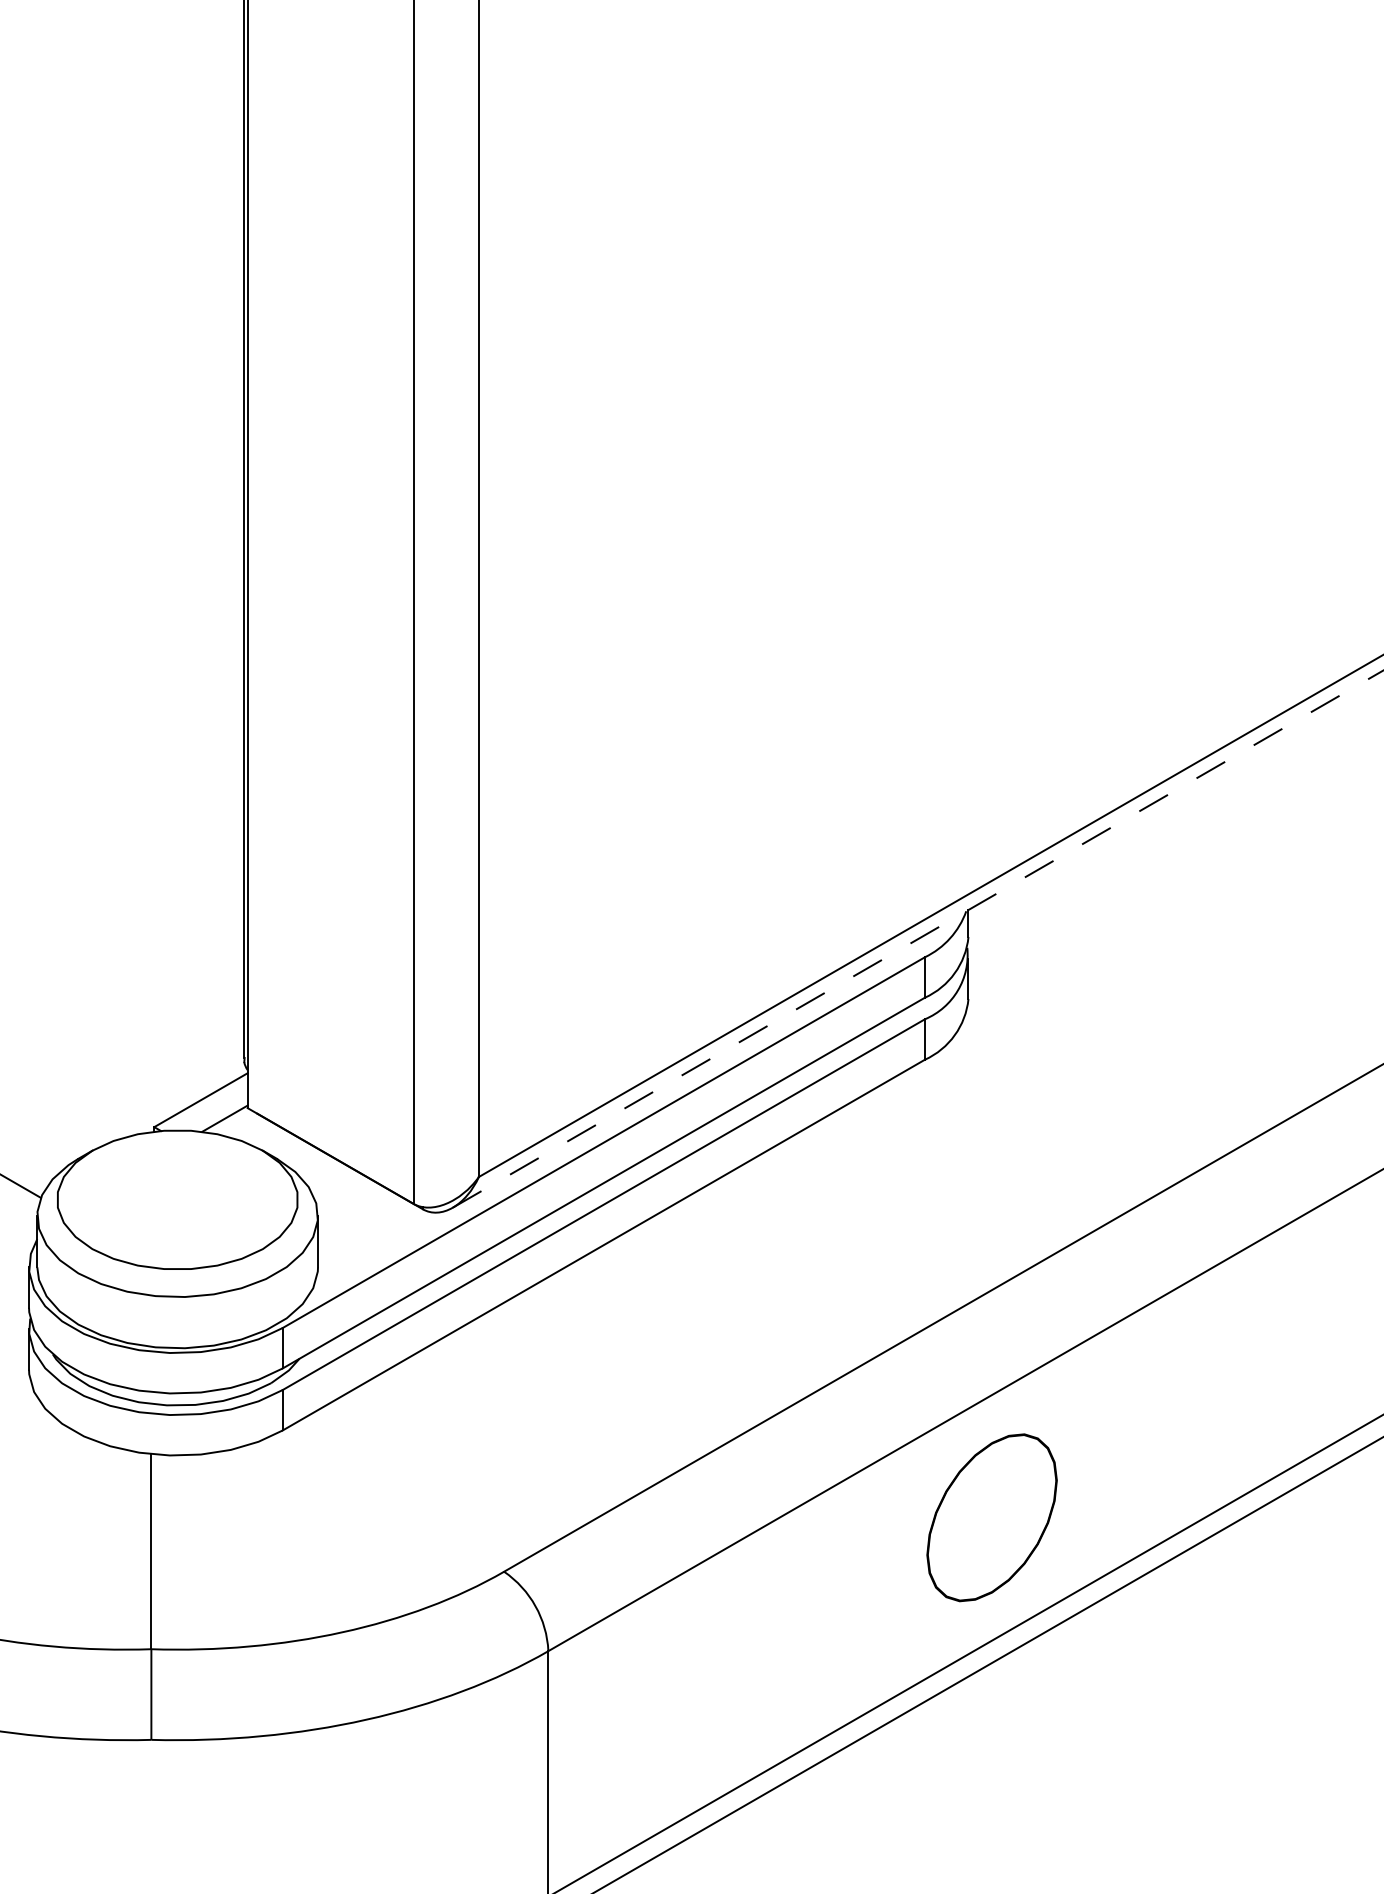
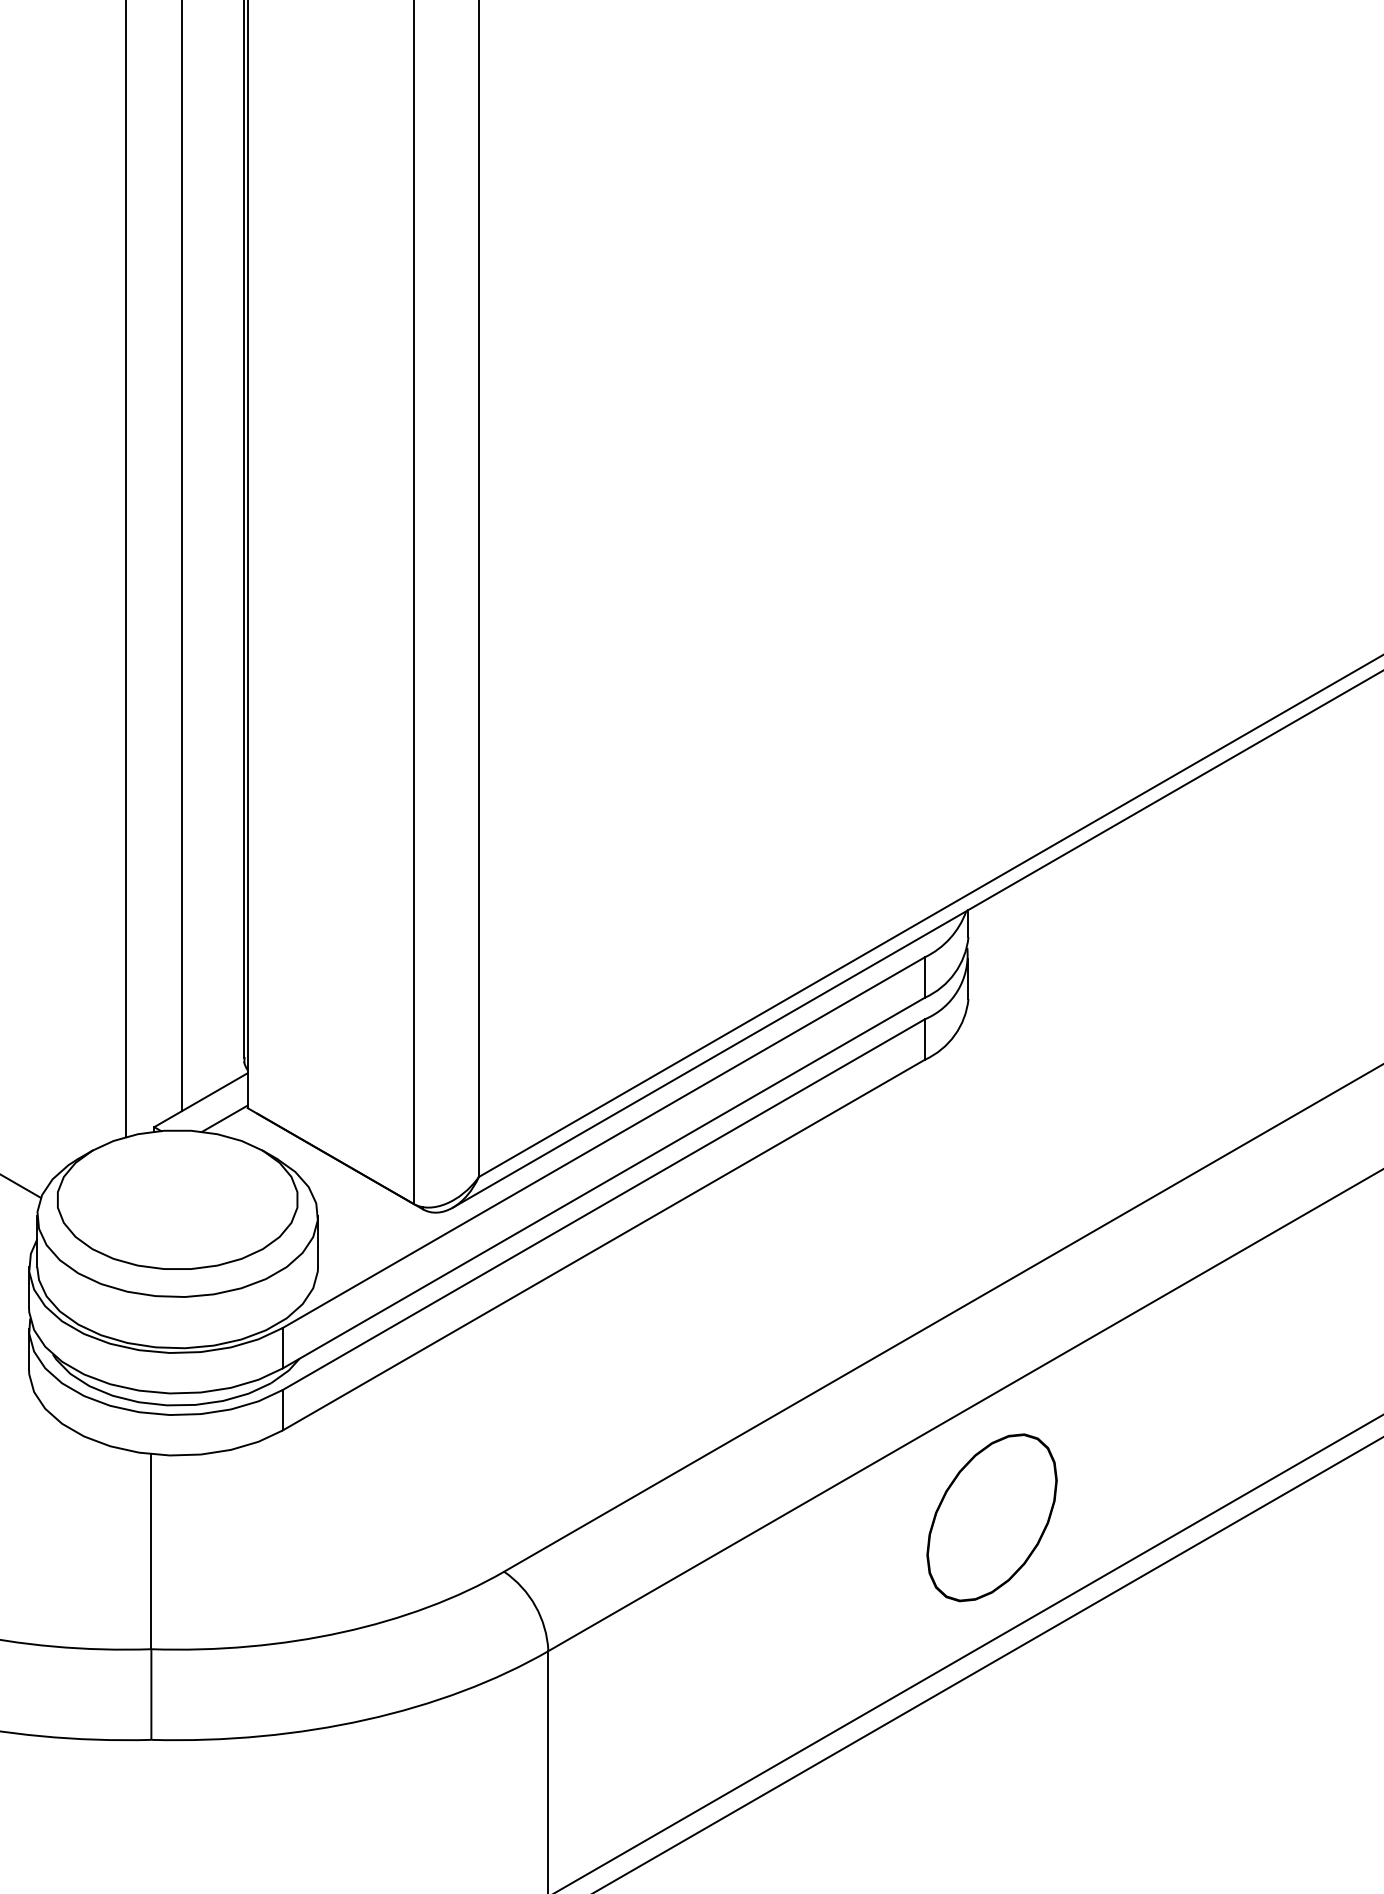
line: none -> present (182, 556)
line: none -> present (126, 569)
line: dashed -> solid (918, 938)
